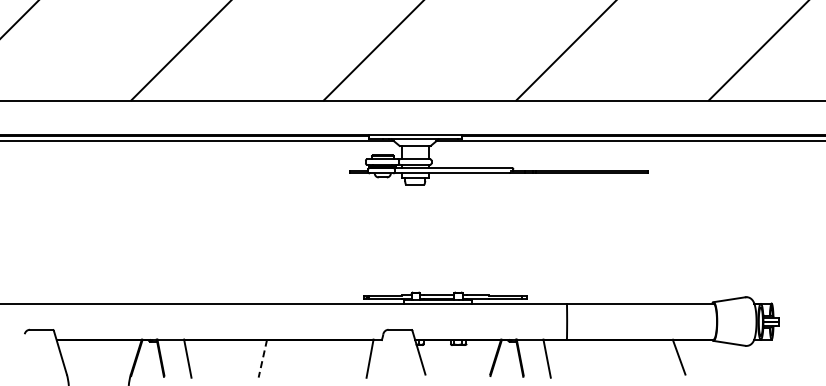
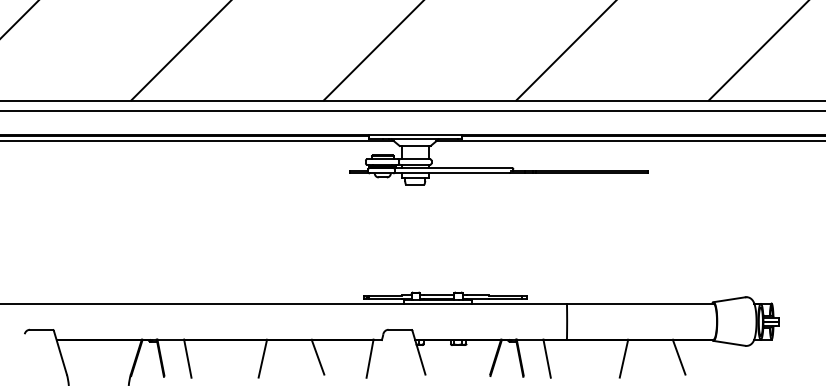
line: none -> present (412, 111)
line: none -> present (317, 356)
line: none -> present (623, 358)
line: dashed -> solid (262, 359)
